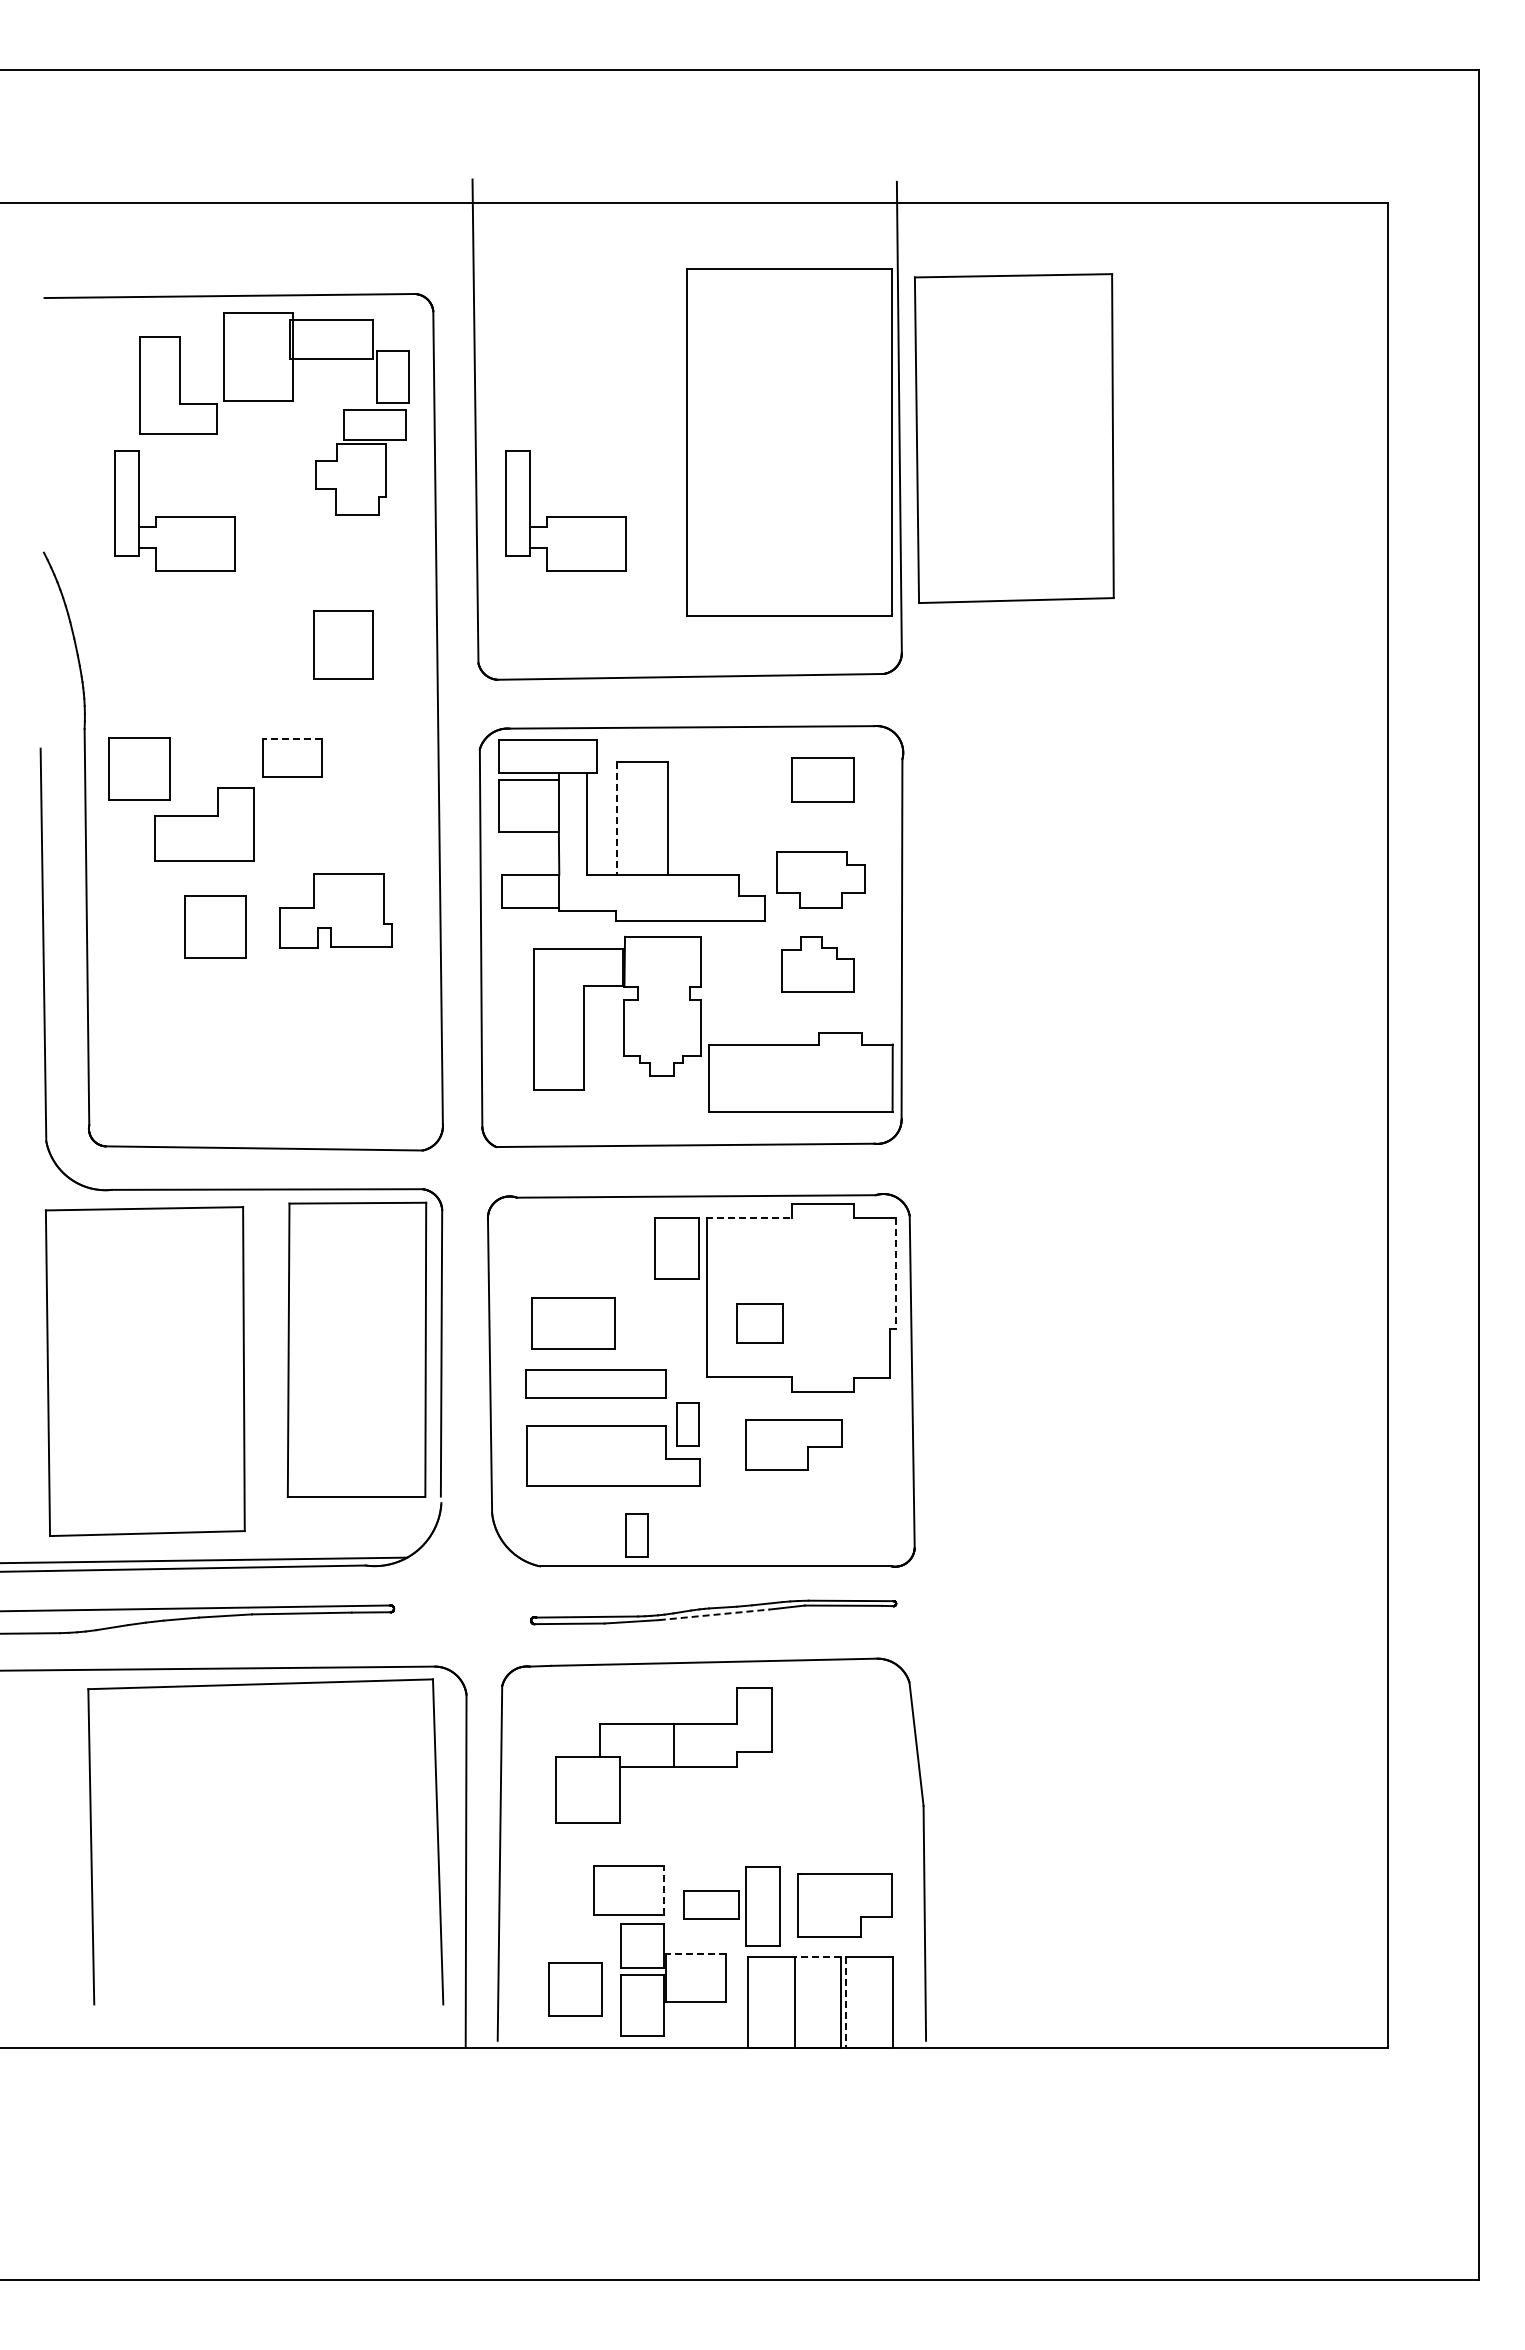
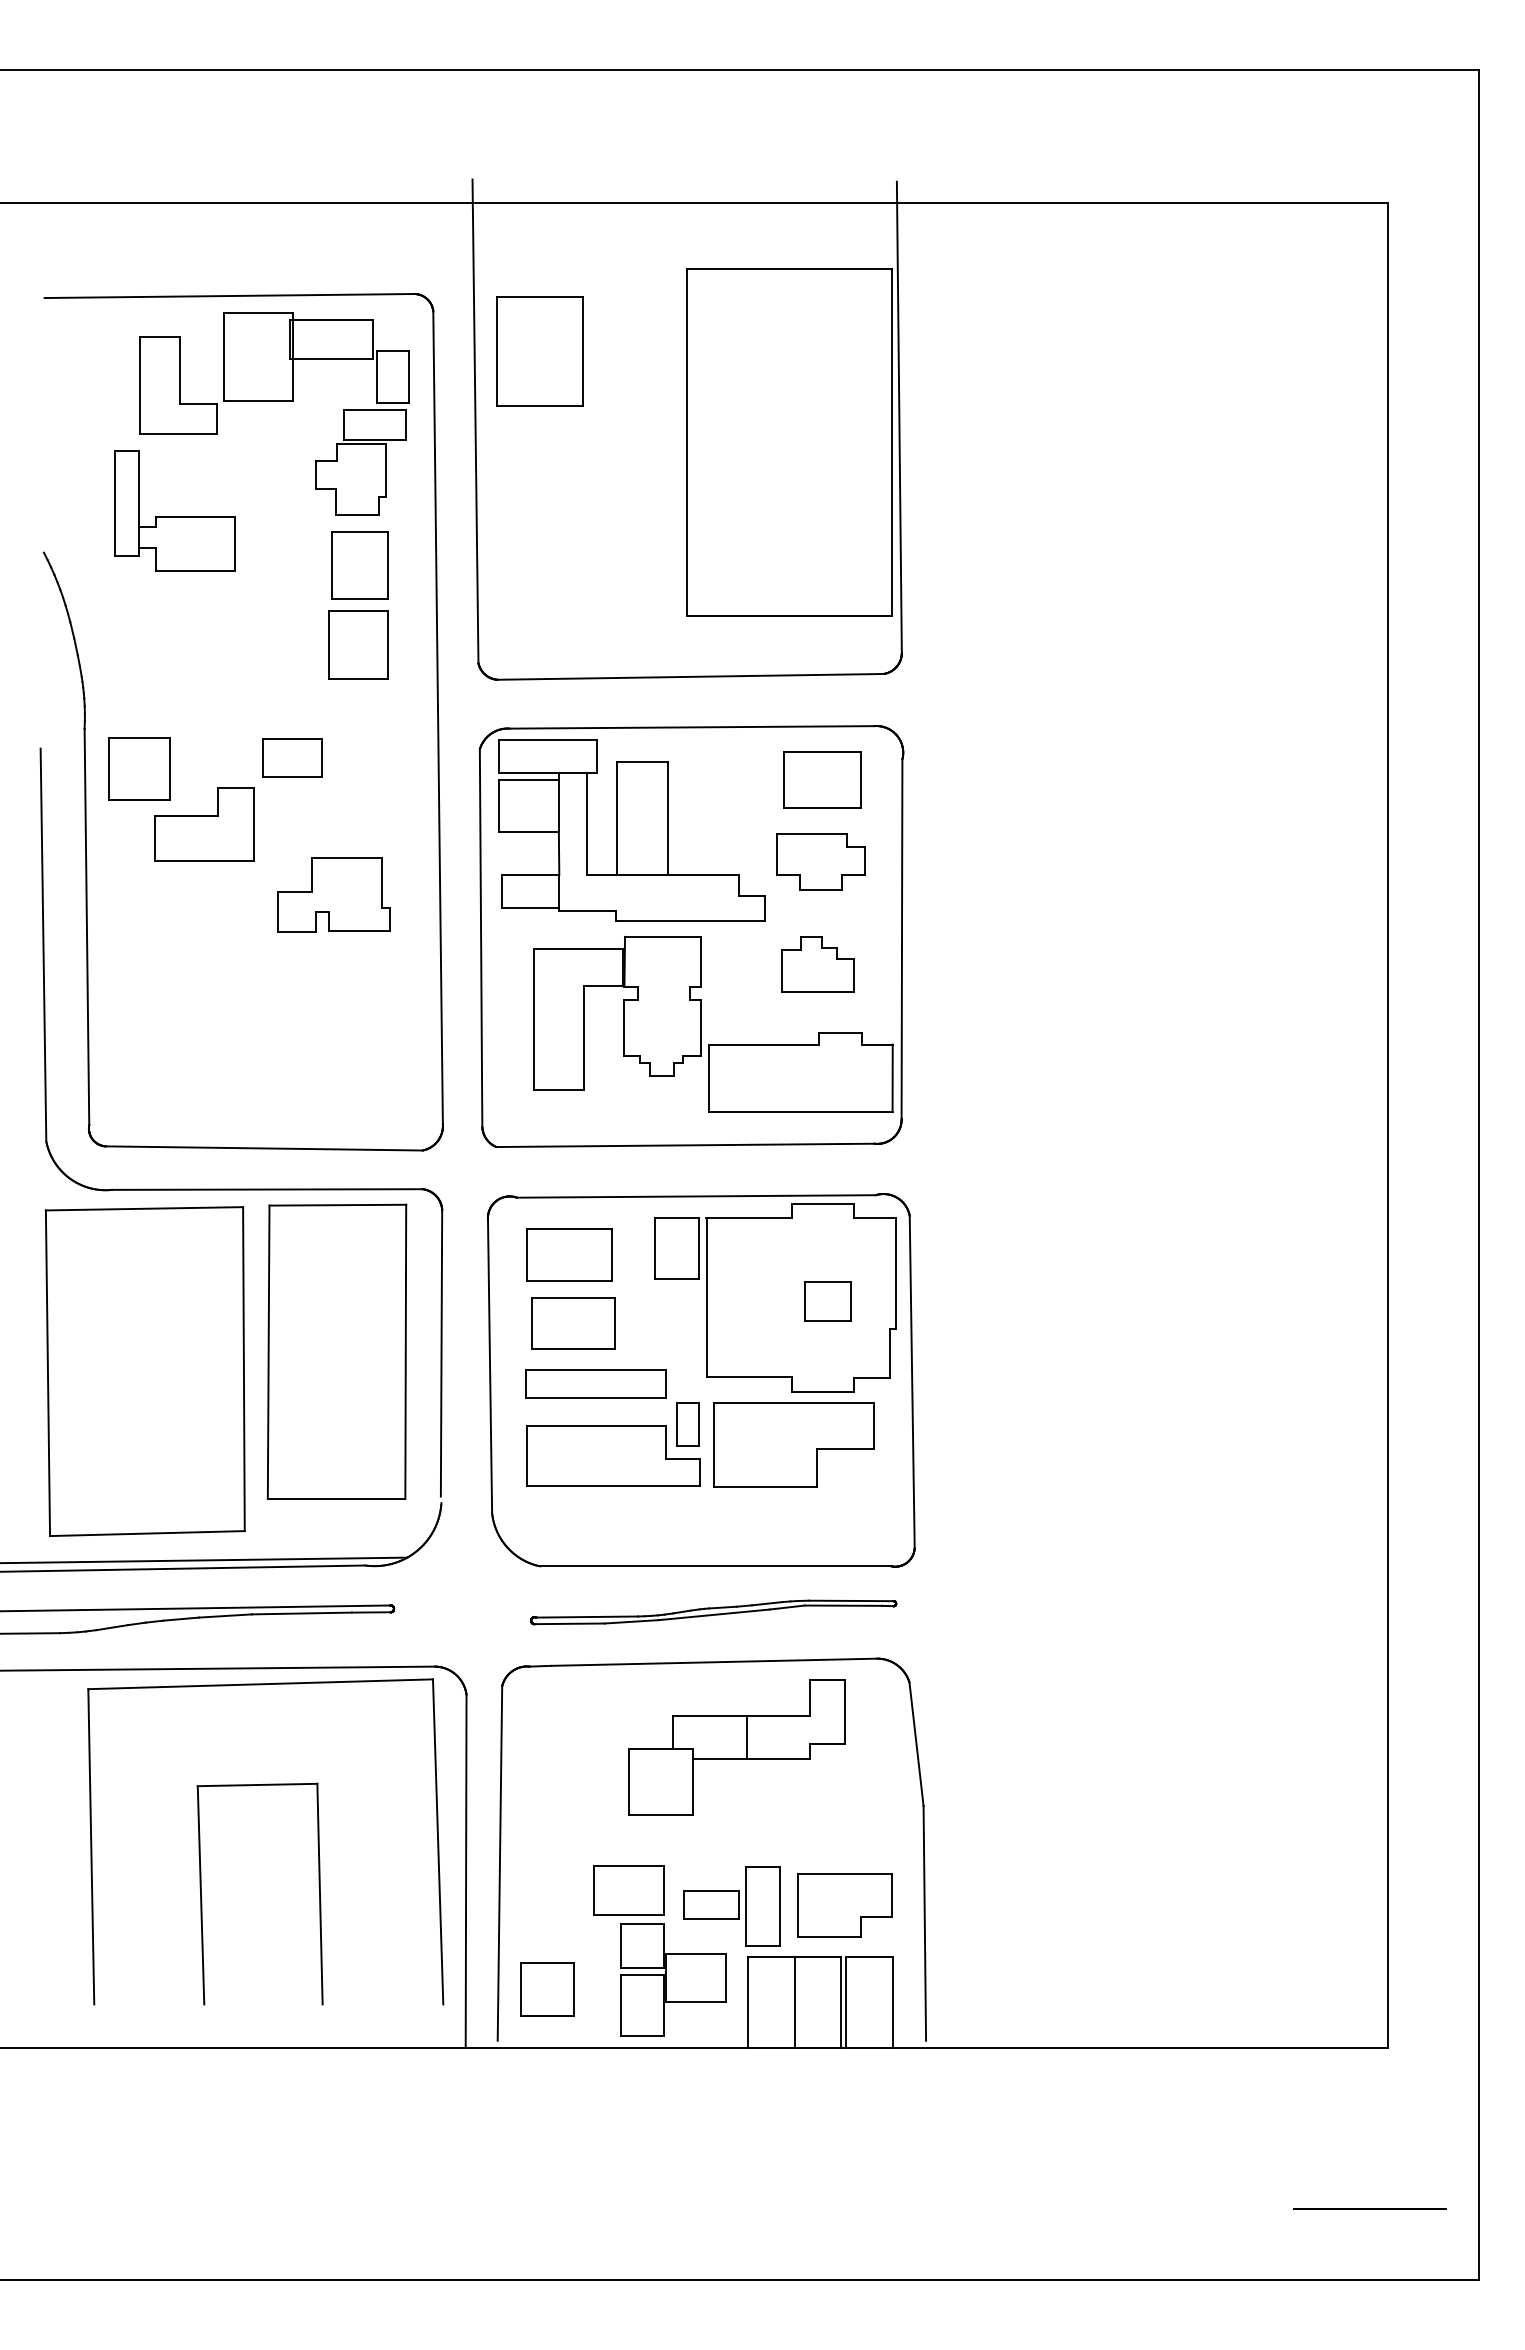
part: none -> present (539, 351)
part: present -> none (1014, 438)
part: present -> none (565, 510)
part: none -> present (359, 565)
part position: (343, 644) -> (358, 644) (358, 644)
line: dashed -> solid (292, 738)
part size: 64x46 px -> 79x58 px (822, 779)
line: dashed -> solid (616, 819)
part position: (820, 879) -> (820, 861) (820, 861)
part position: (335, 910) -> (333, 894) (333, 894)
part: present -> none (215, 926)
line: dashed -> solid (749, 1218)
part: none -> present (569, 1254)
line: dashed -> solid (896, 1273)
part position: (759, 1323) -> (827, 1301) (827, 1301)
part position: (357, 1349) -> (337, 1351) (337, 1351)
part size: 98x52 px -> 162x86 px (793, 1444)
part: present -> none (636, 1535)
line: dashed -> solid (714, 1614)
part position: (663, 1755) -> (736, 1747) (736, 1747)
line: dashed -> solid (663, 1889)
part: none -> present (202, 1900)
line: dashed -> solid (695, 1953)
line: dashed -> solid (818, 1956)
part position: (575, 1989) -> (547, 1989) (547, 1989)
line: dashed -> solid (846, 2002)
line: none -> present (1369, 2208)
